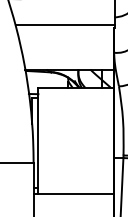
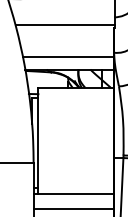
line: none -> present (68, 56)
line: none -> present (73, 208)
